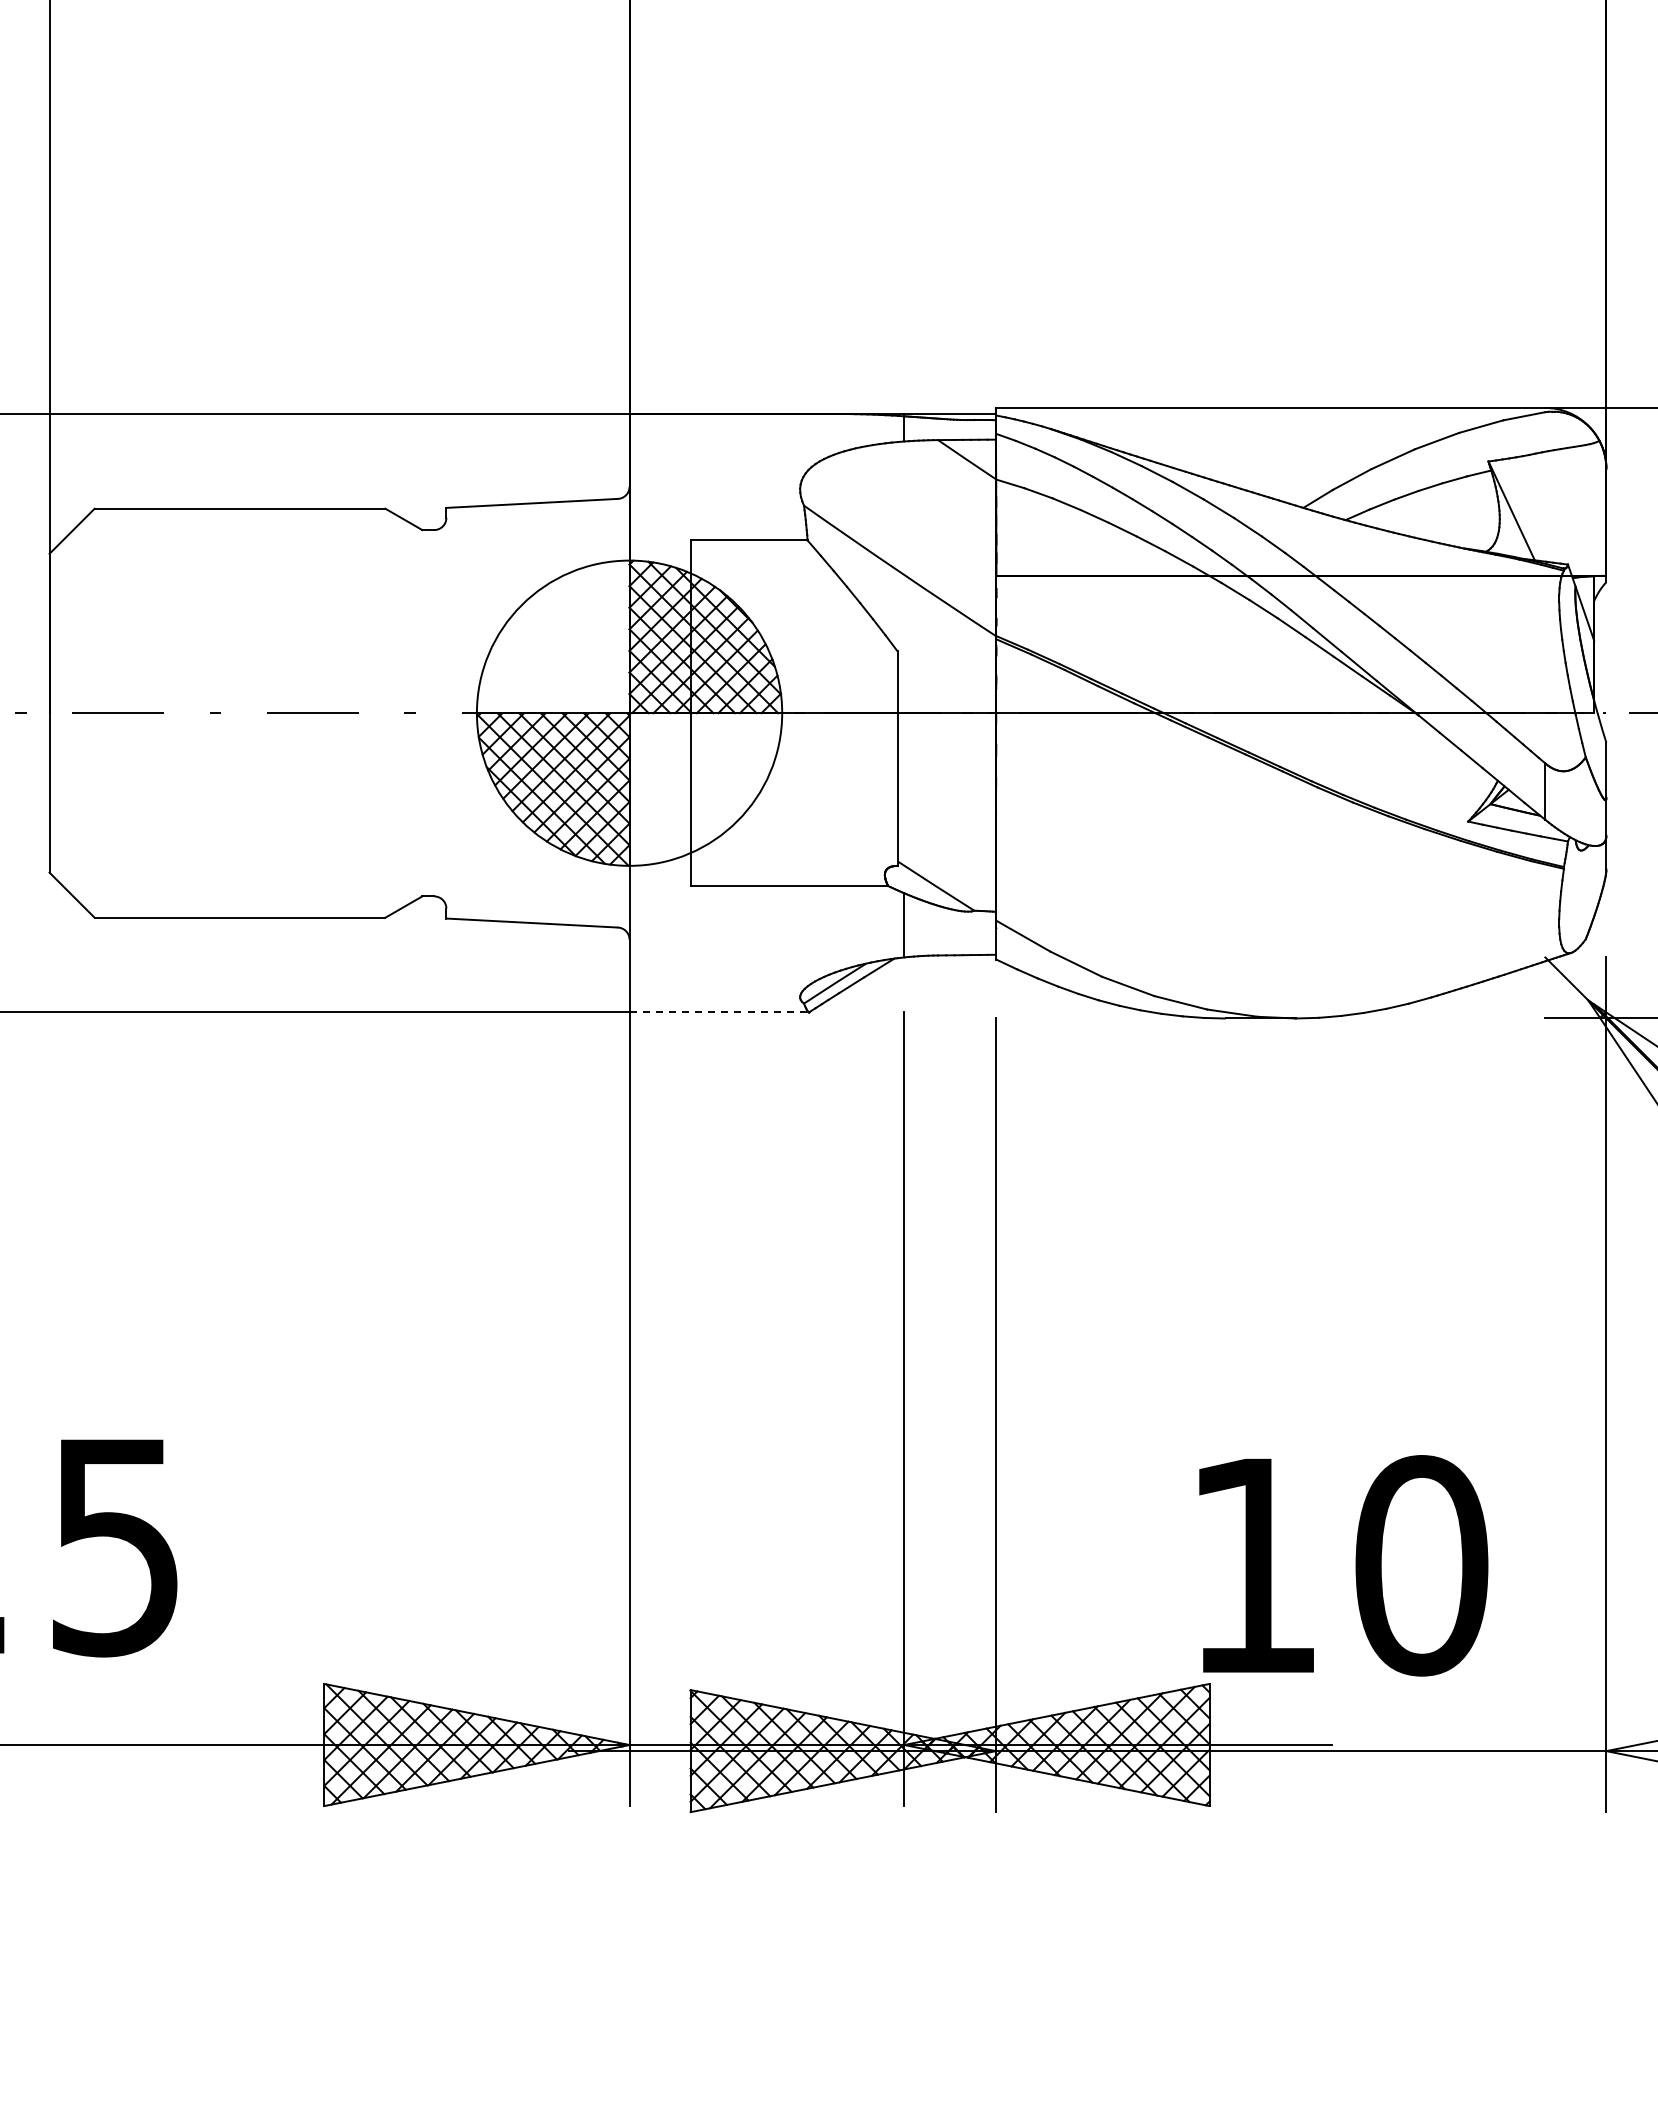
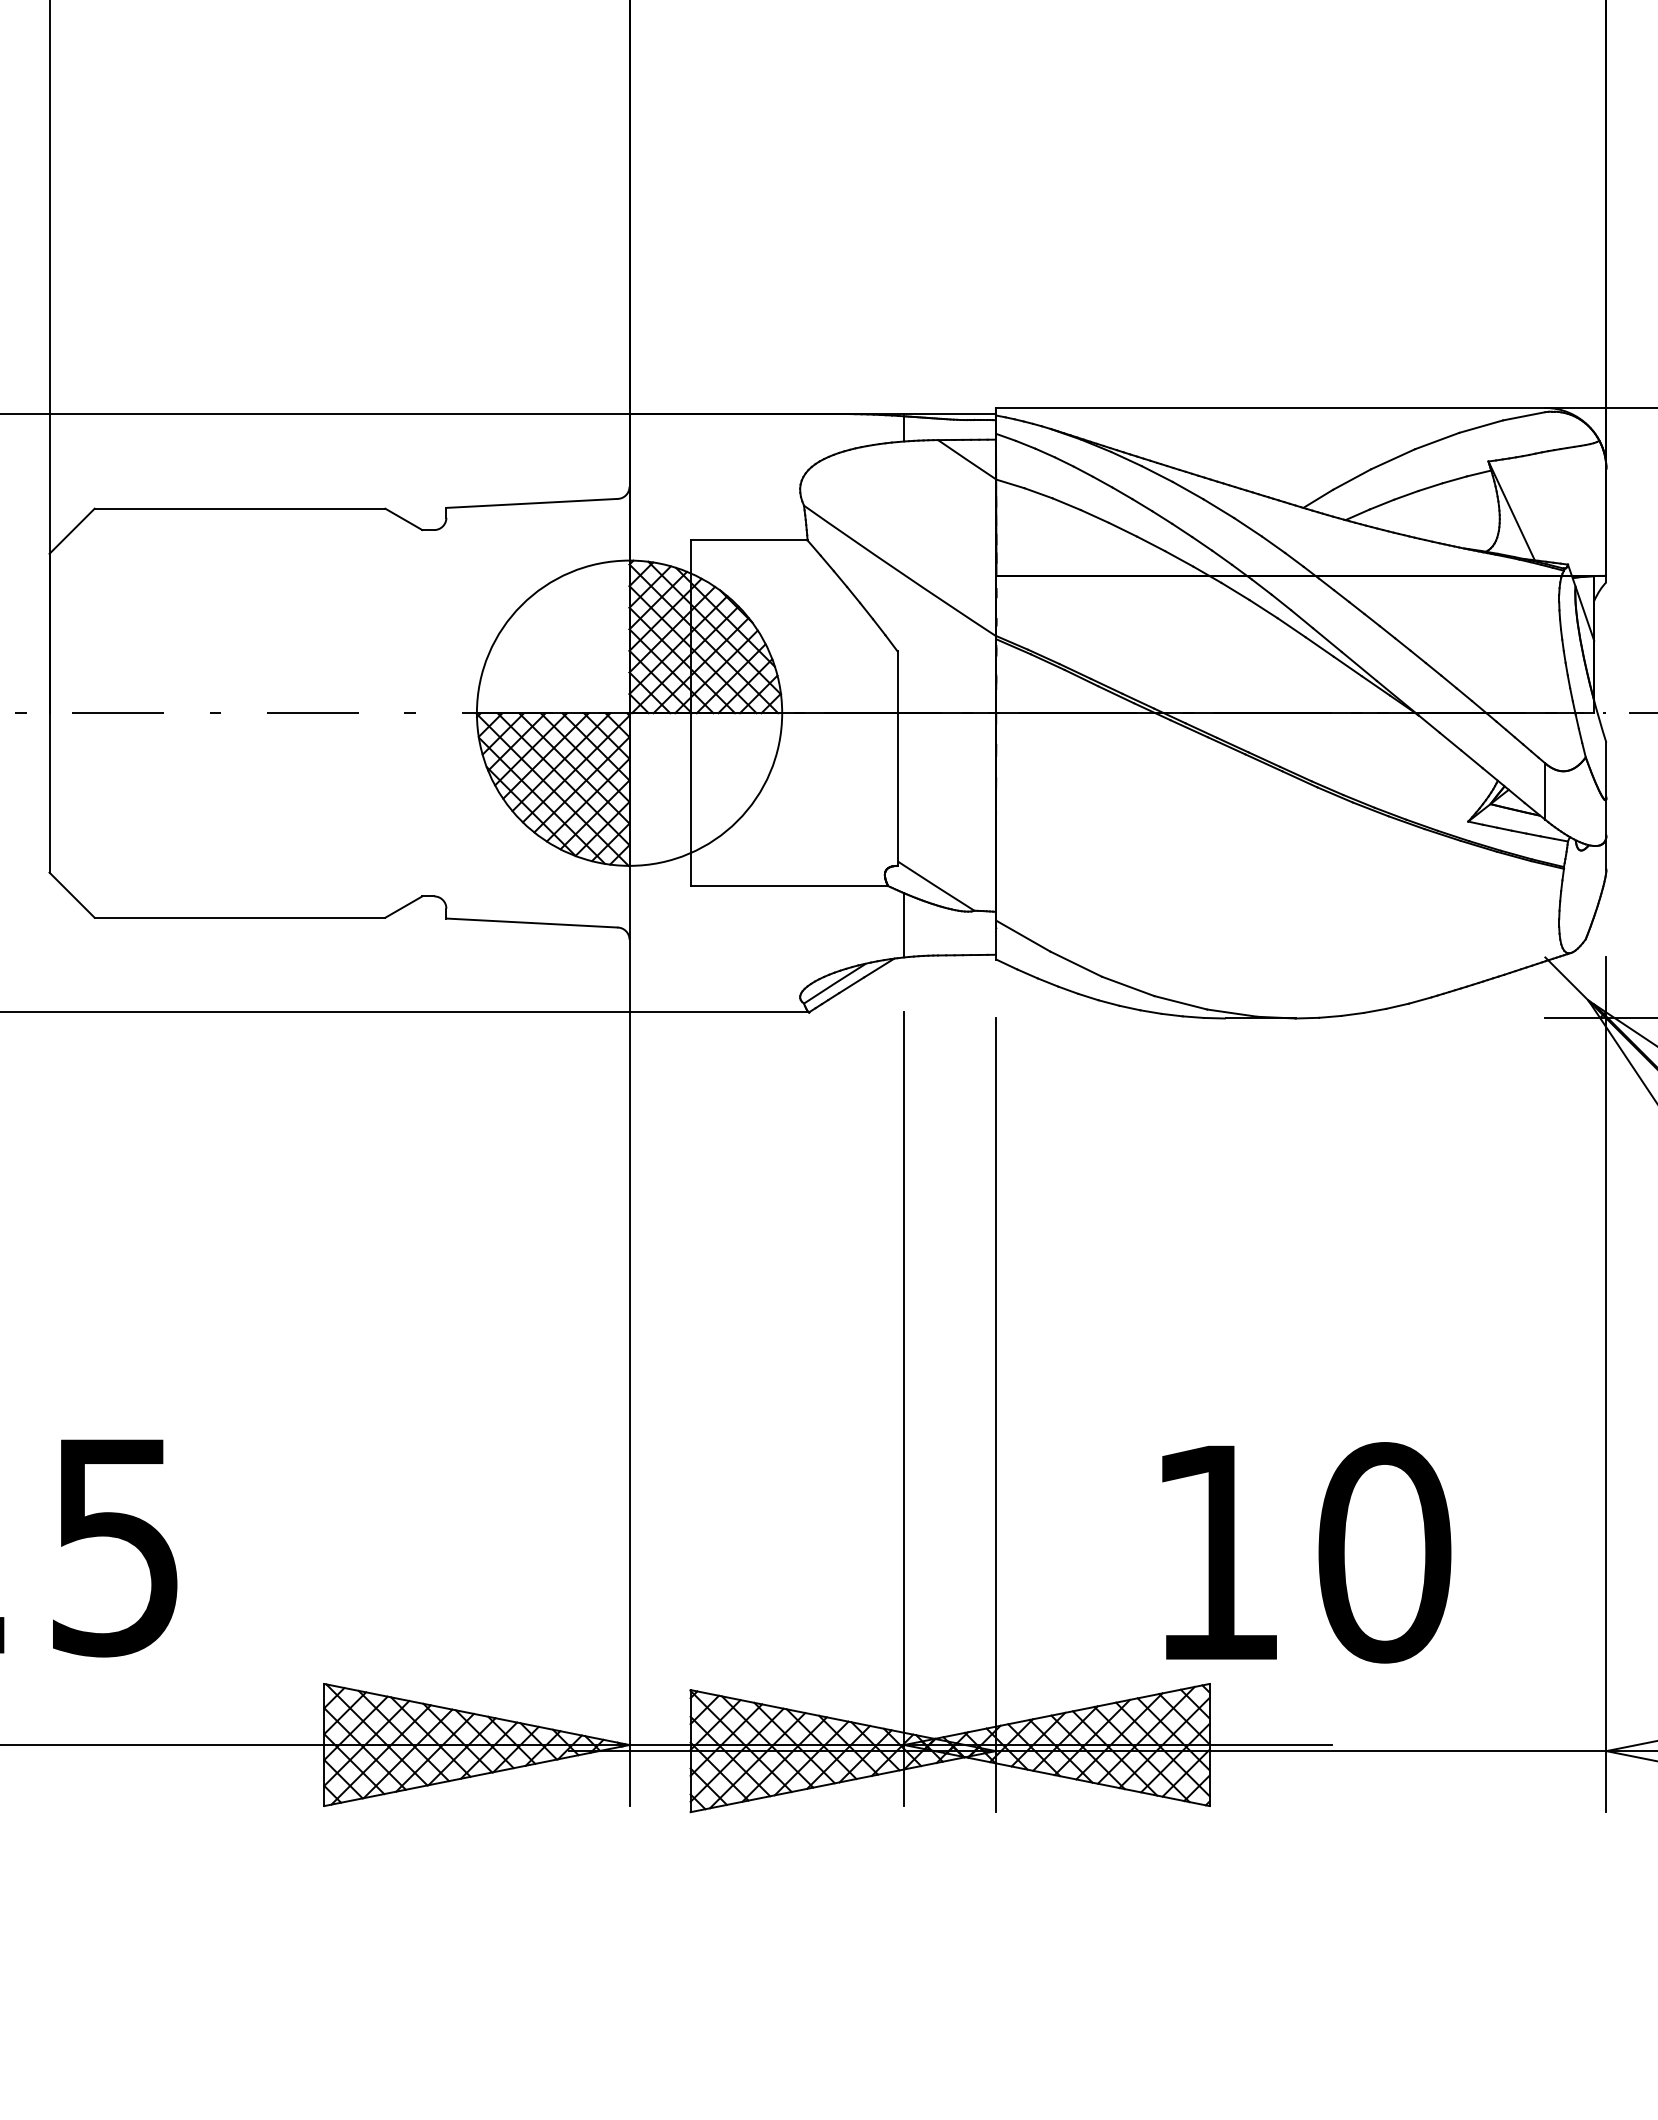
line: dashed -> solid (719, 1012)
text position: (1343, 1565) -> (1306, 1552) (1306, 1552)
